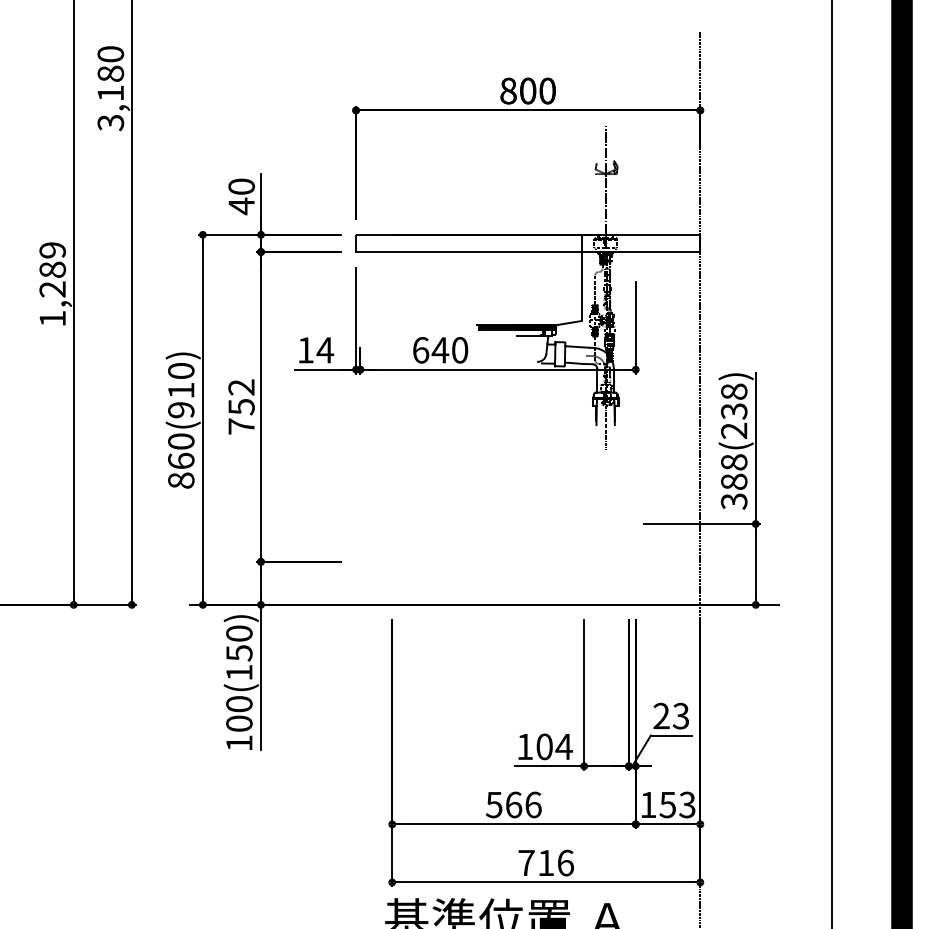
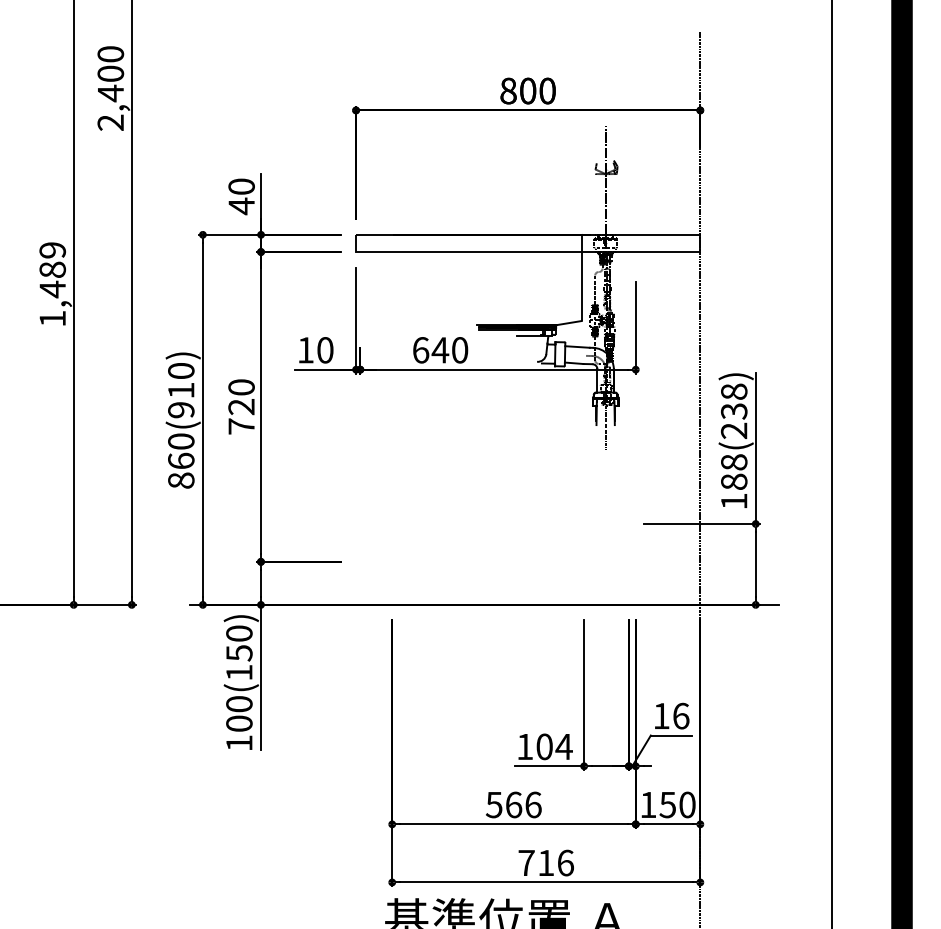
text: 3,180 -> 2,400 (111, 98)
text: 1,289 -> 1,489 (52, 289)
text: 14 -> 10 (325, 350)
text: 752 -> 720 (241, 397)
text: 388(238) -> 188(238) (734, 501)
text: 23 -> 16 (671, 715)
text: 153 -> 150 (687, 804)
